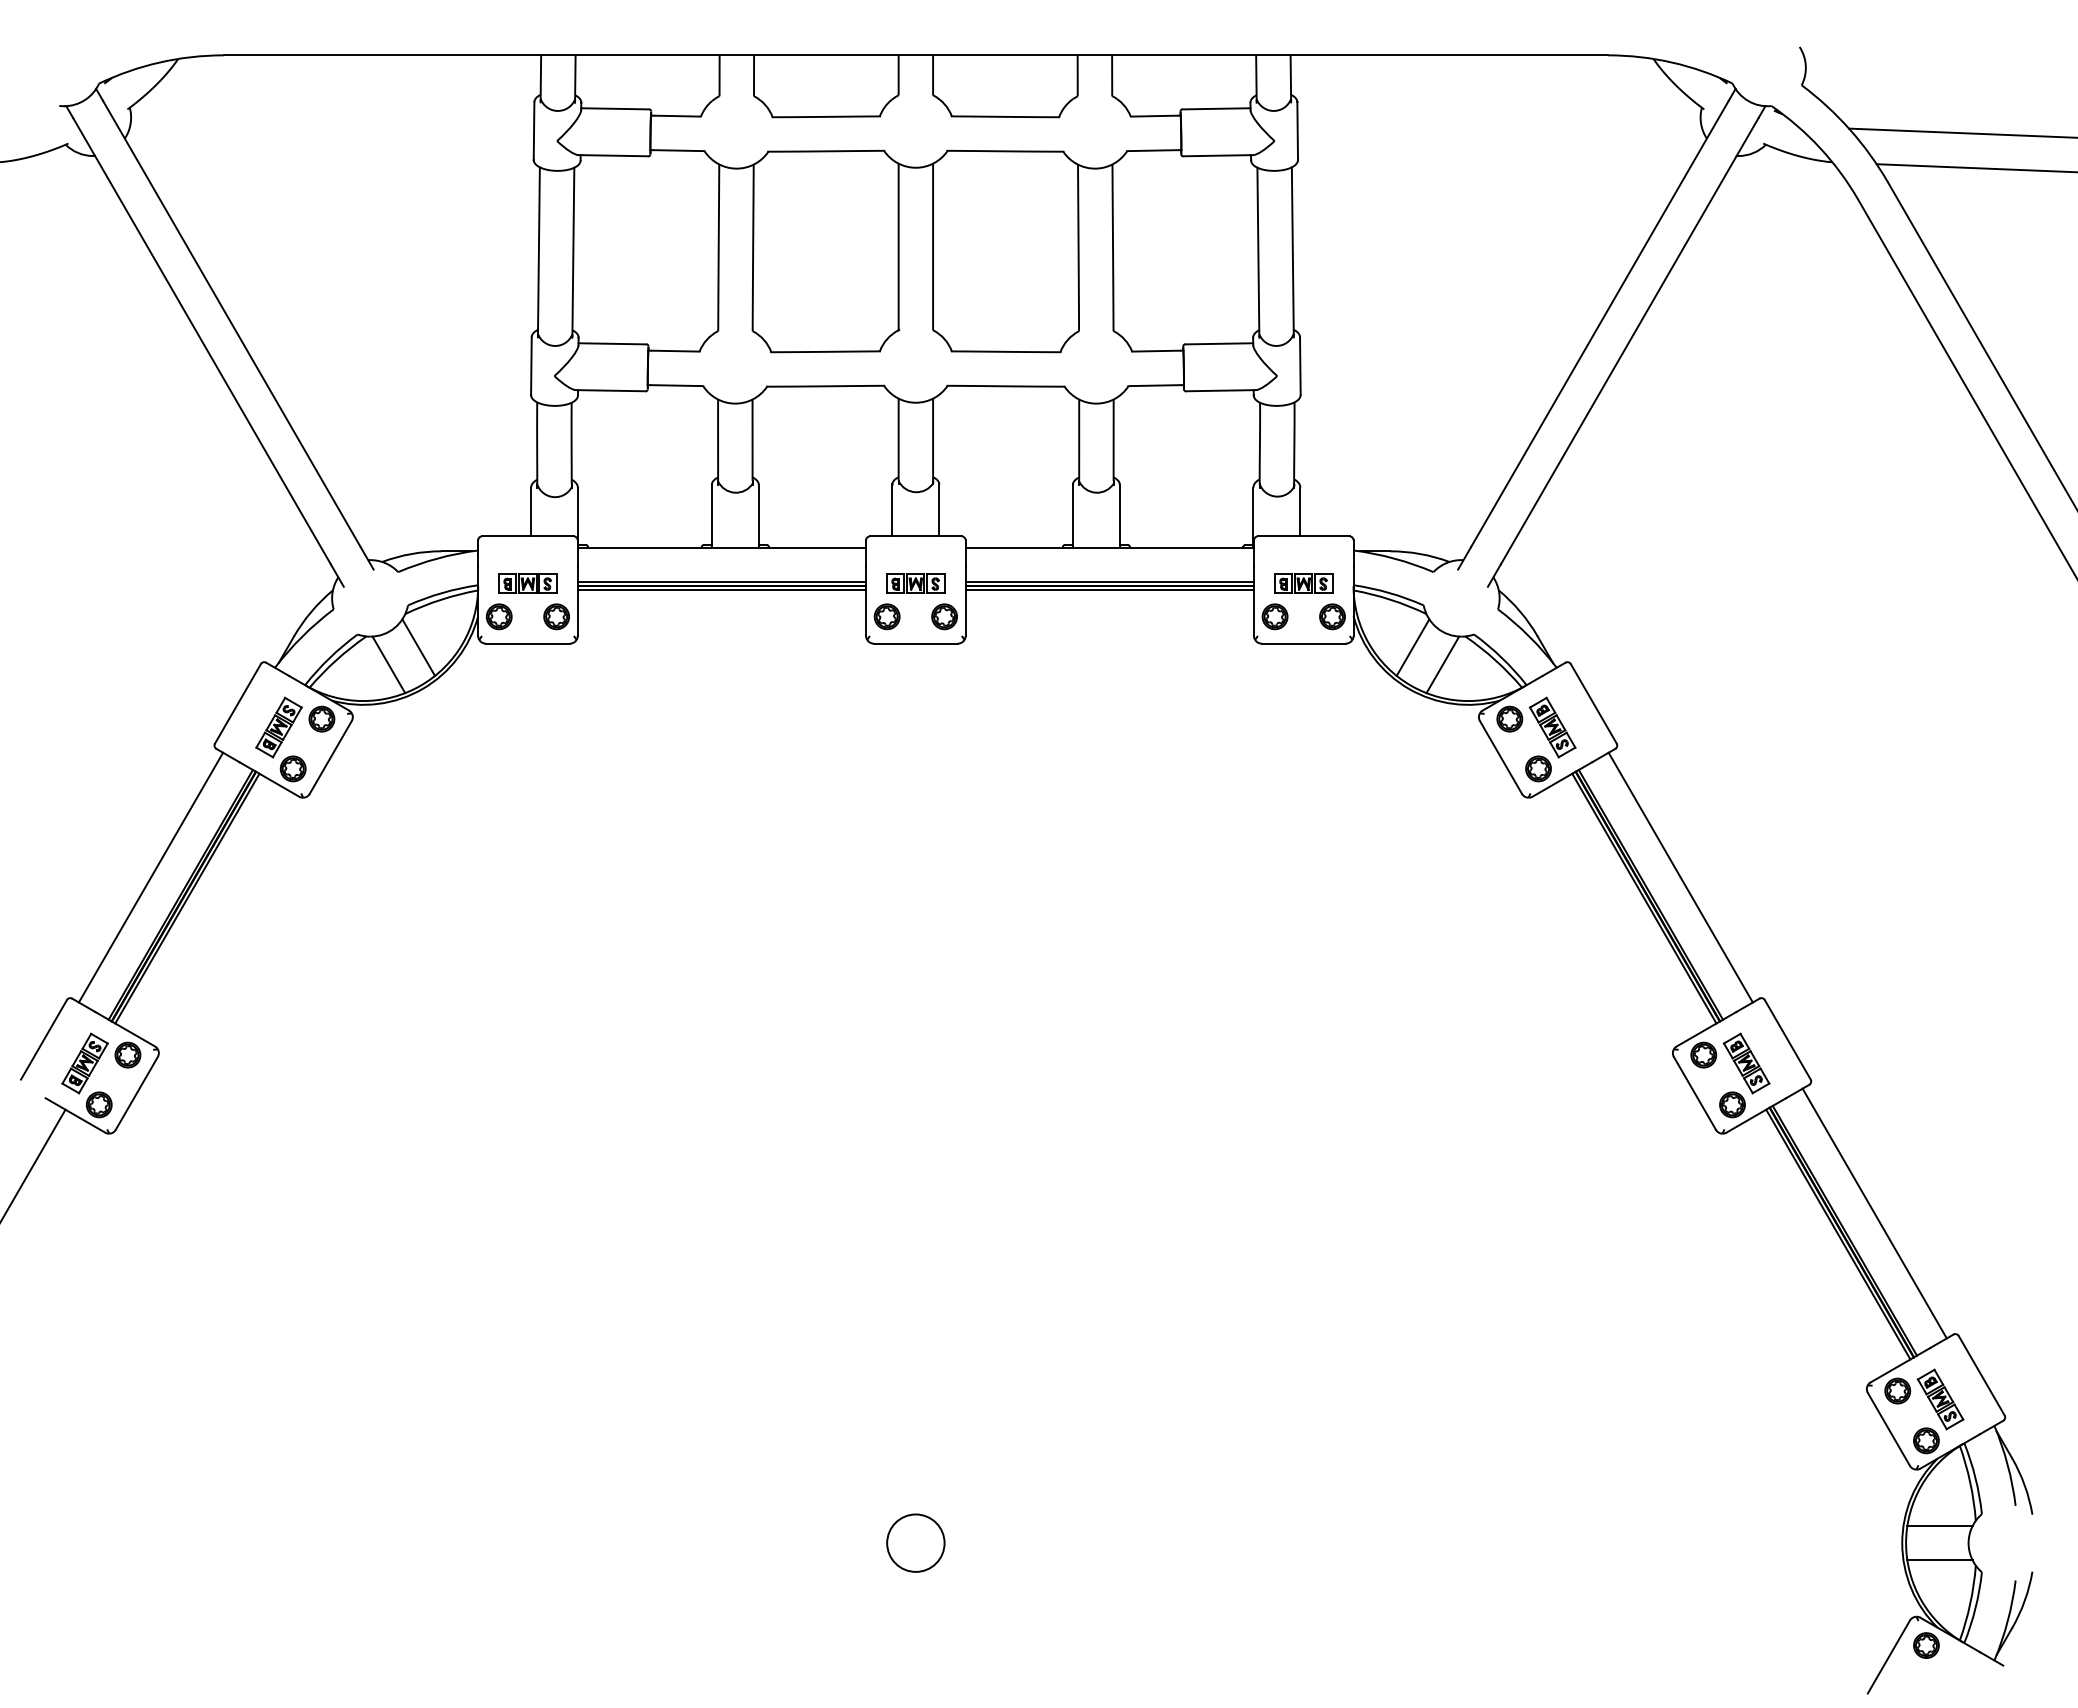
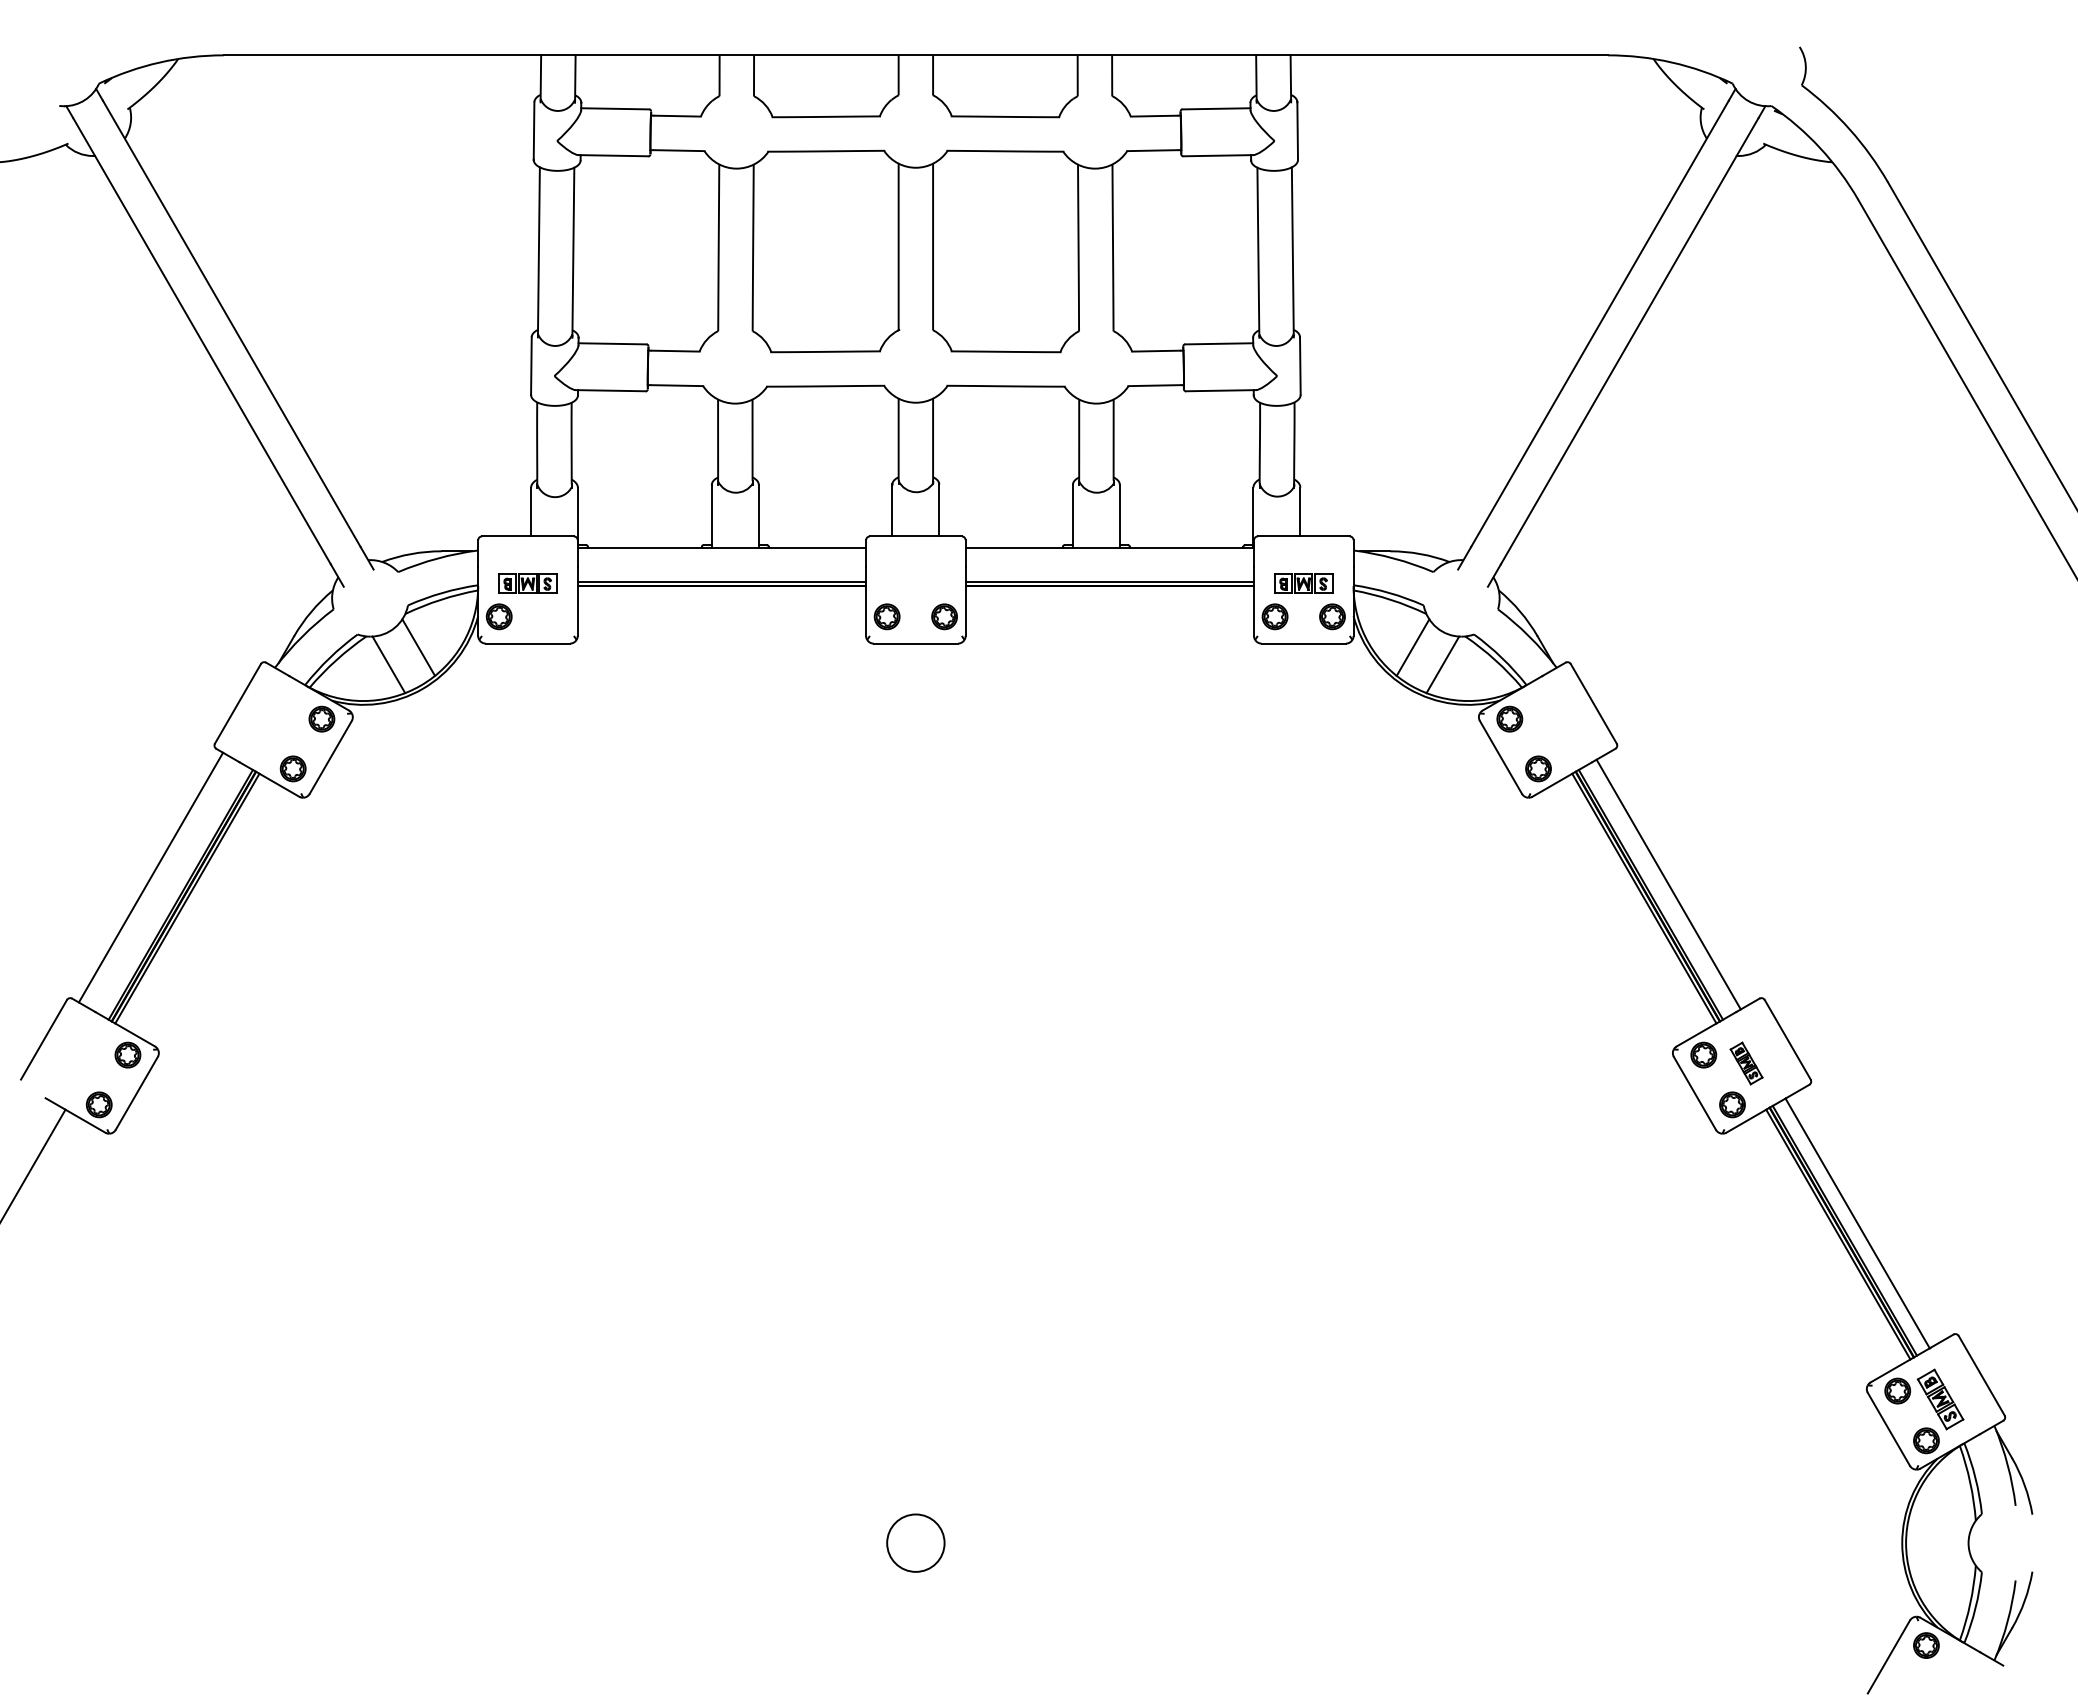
line: present -> none (1961, 132)
line: present -> none (1975, 168)
part: present -> none (915, 583)
line: present -> none (721, 590)
line: present -> none (1109, 590)
part: present -> none (556, 616)
part: present -> none (278, 727)
part: present -> none (1552, 727)
line position: (1680, 877) -> (1668, 884) (1668, 884)
part: present -> none (84, 1063)
part size: 49x63 px -> 35x45 px (1746, 1063)
line position: (1874, 1213) -> (1857, 1223) (1857, 1223)
line: present -> none (1939, 1525)
line: present -> none (1939, 1560)
